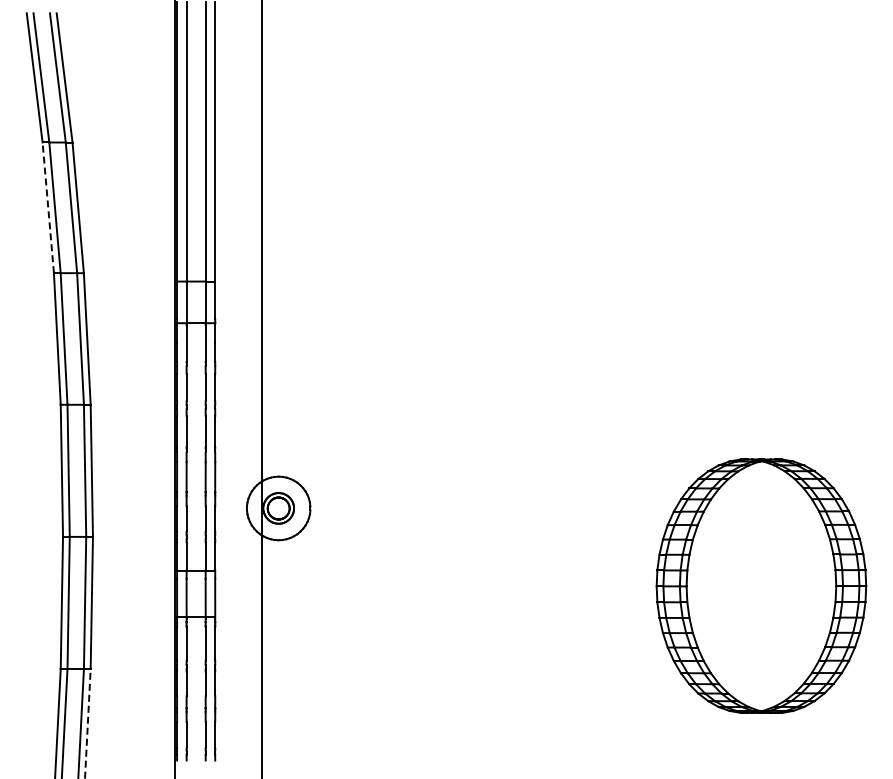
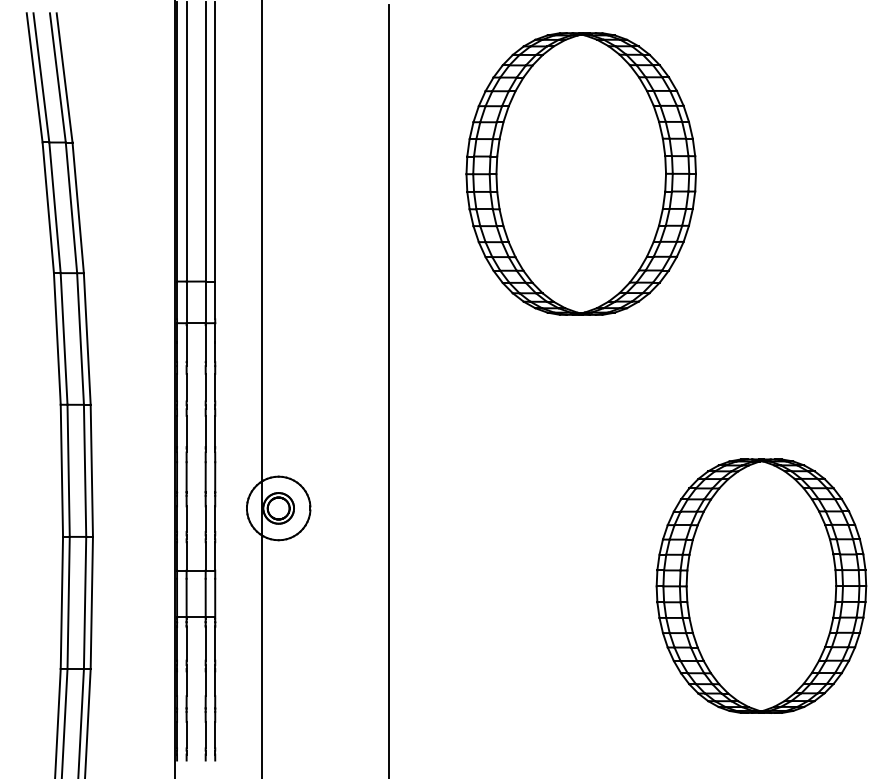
part: none -> present (580, 173)
line: dashed -> solid (48, 207)
line: none -> present (389, 389)
line: dashed -> solid (87, 723)
